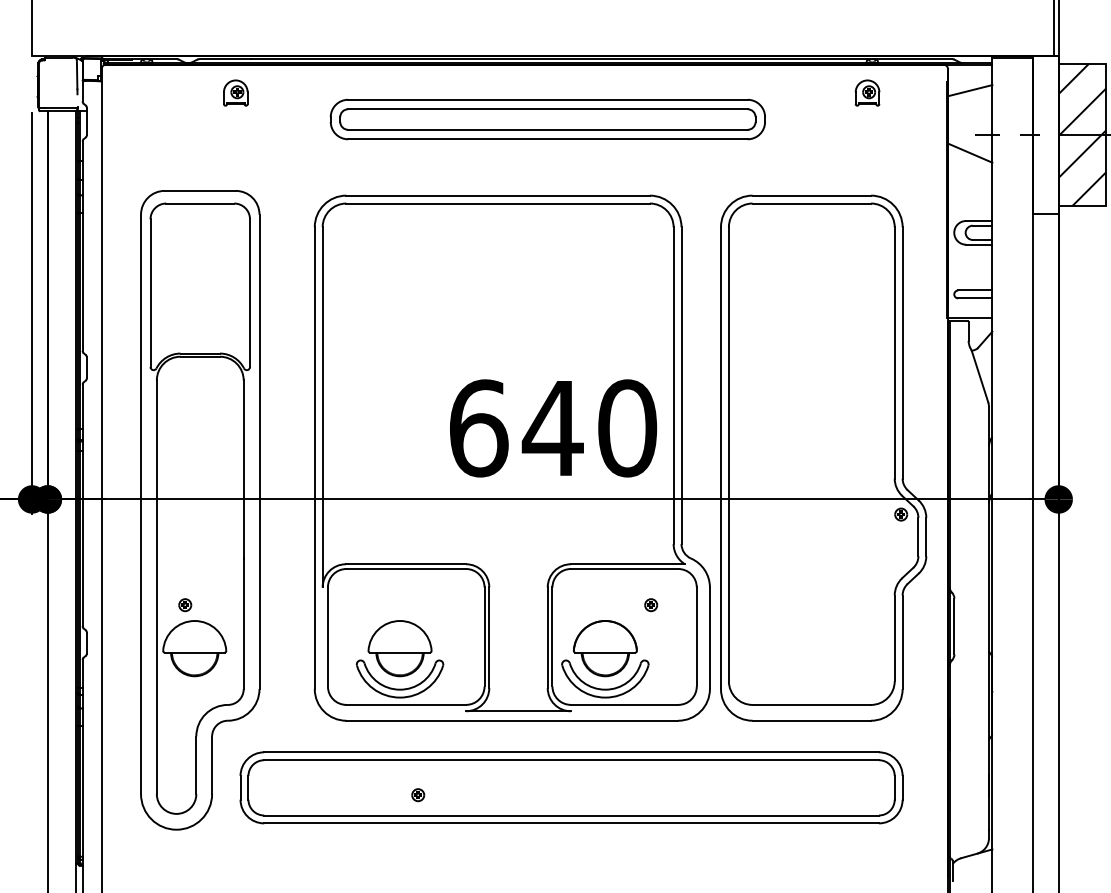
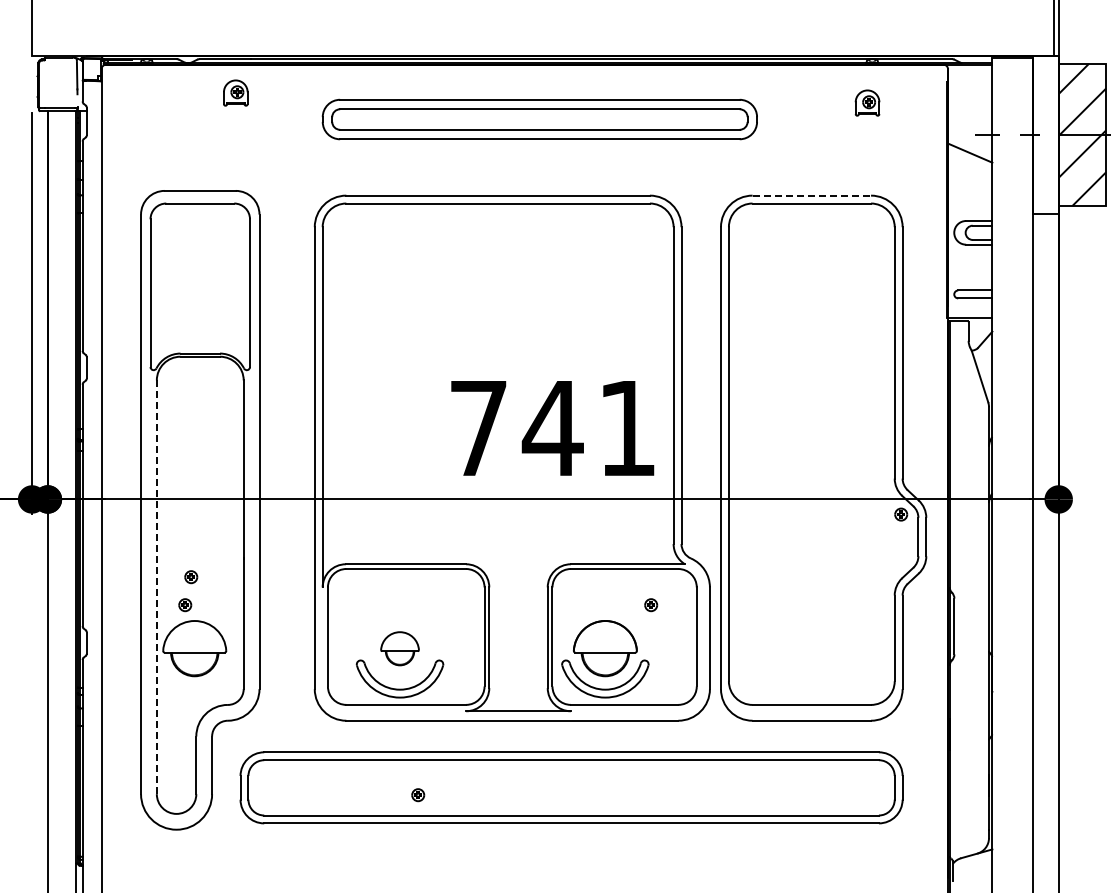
line: present -> none (970, 90)
part position: (867, 92) -> (867, 102) (867, 102)
part position: (547, 119) -> (539, 119) (539, 119)
line: solid -> dashed (812, 195)
text: 640 -> 741 (553, 428)
part: none -> present (191, 577)
line: solid -> dashed (156, 587)
part size: 66x58 px -> 40x36 px (399, 648)
